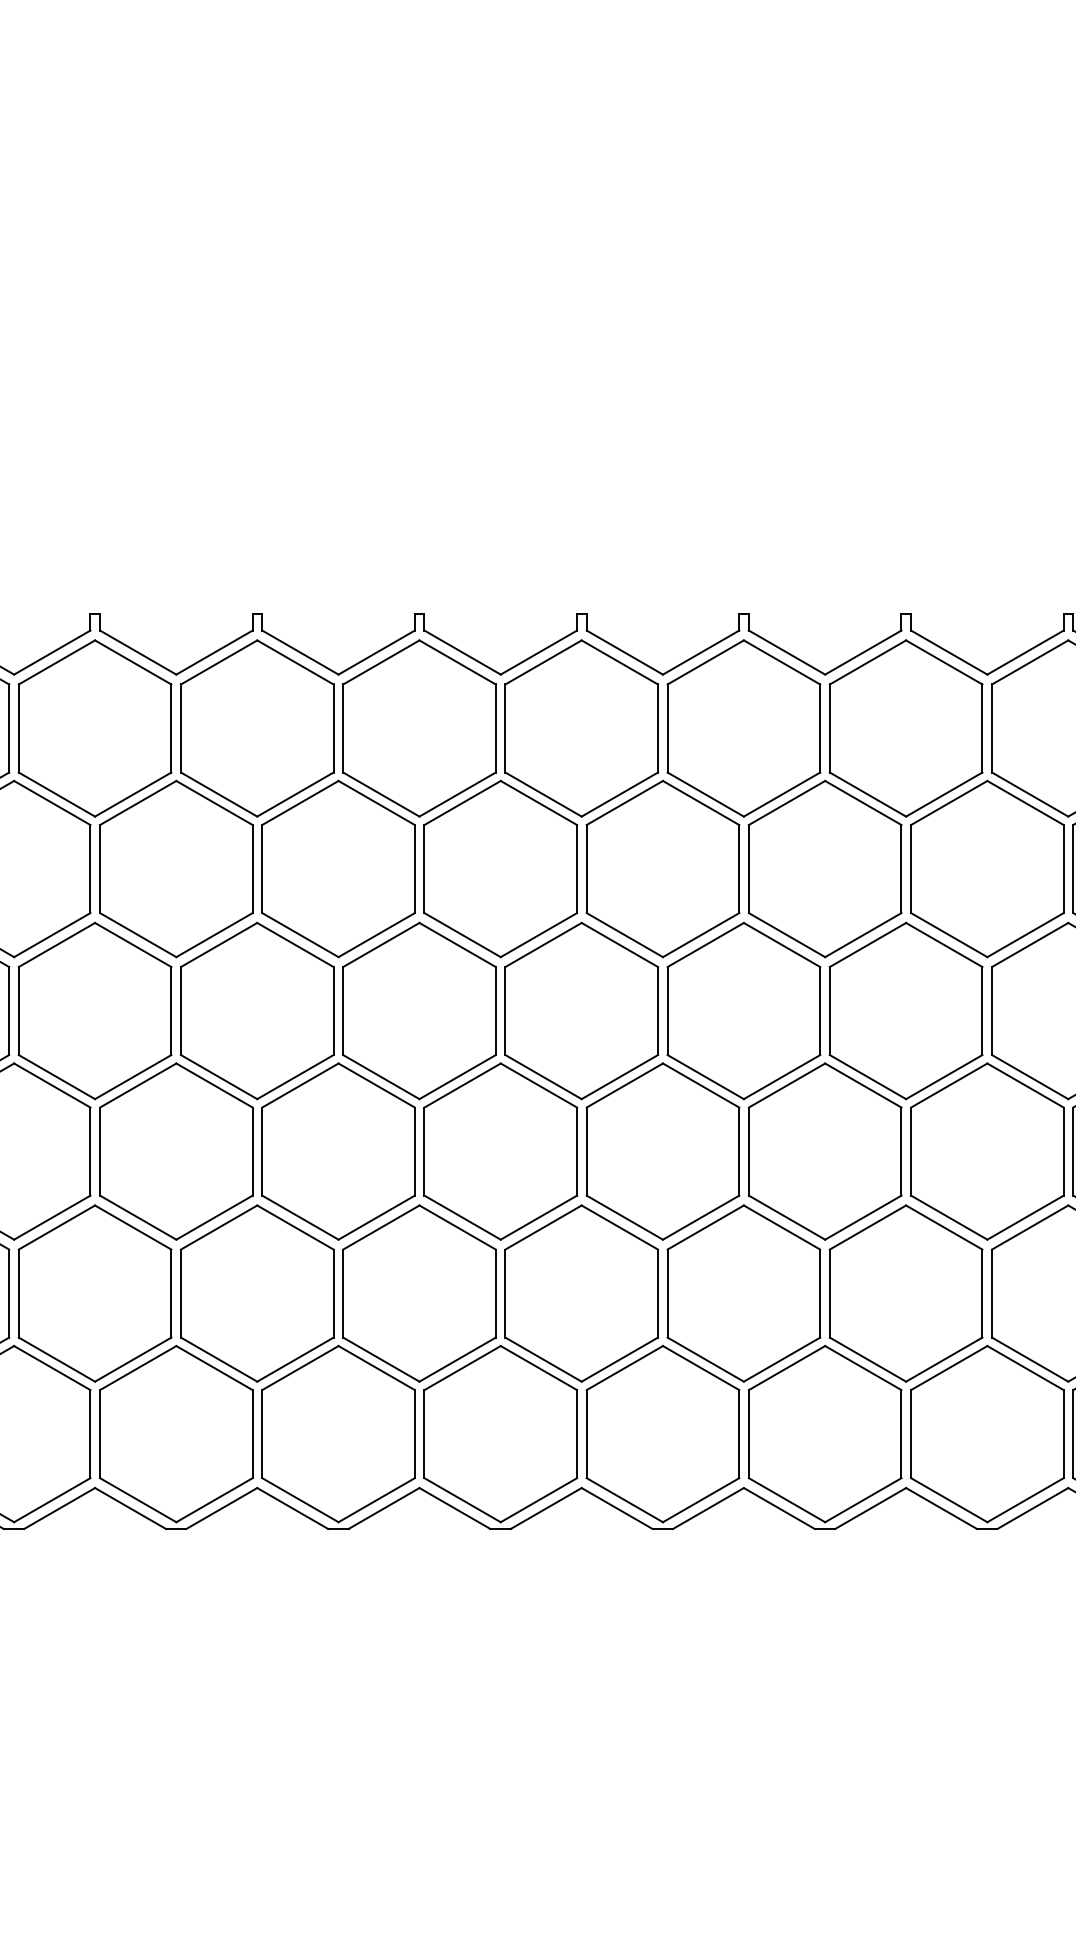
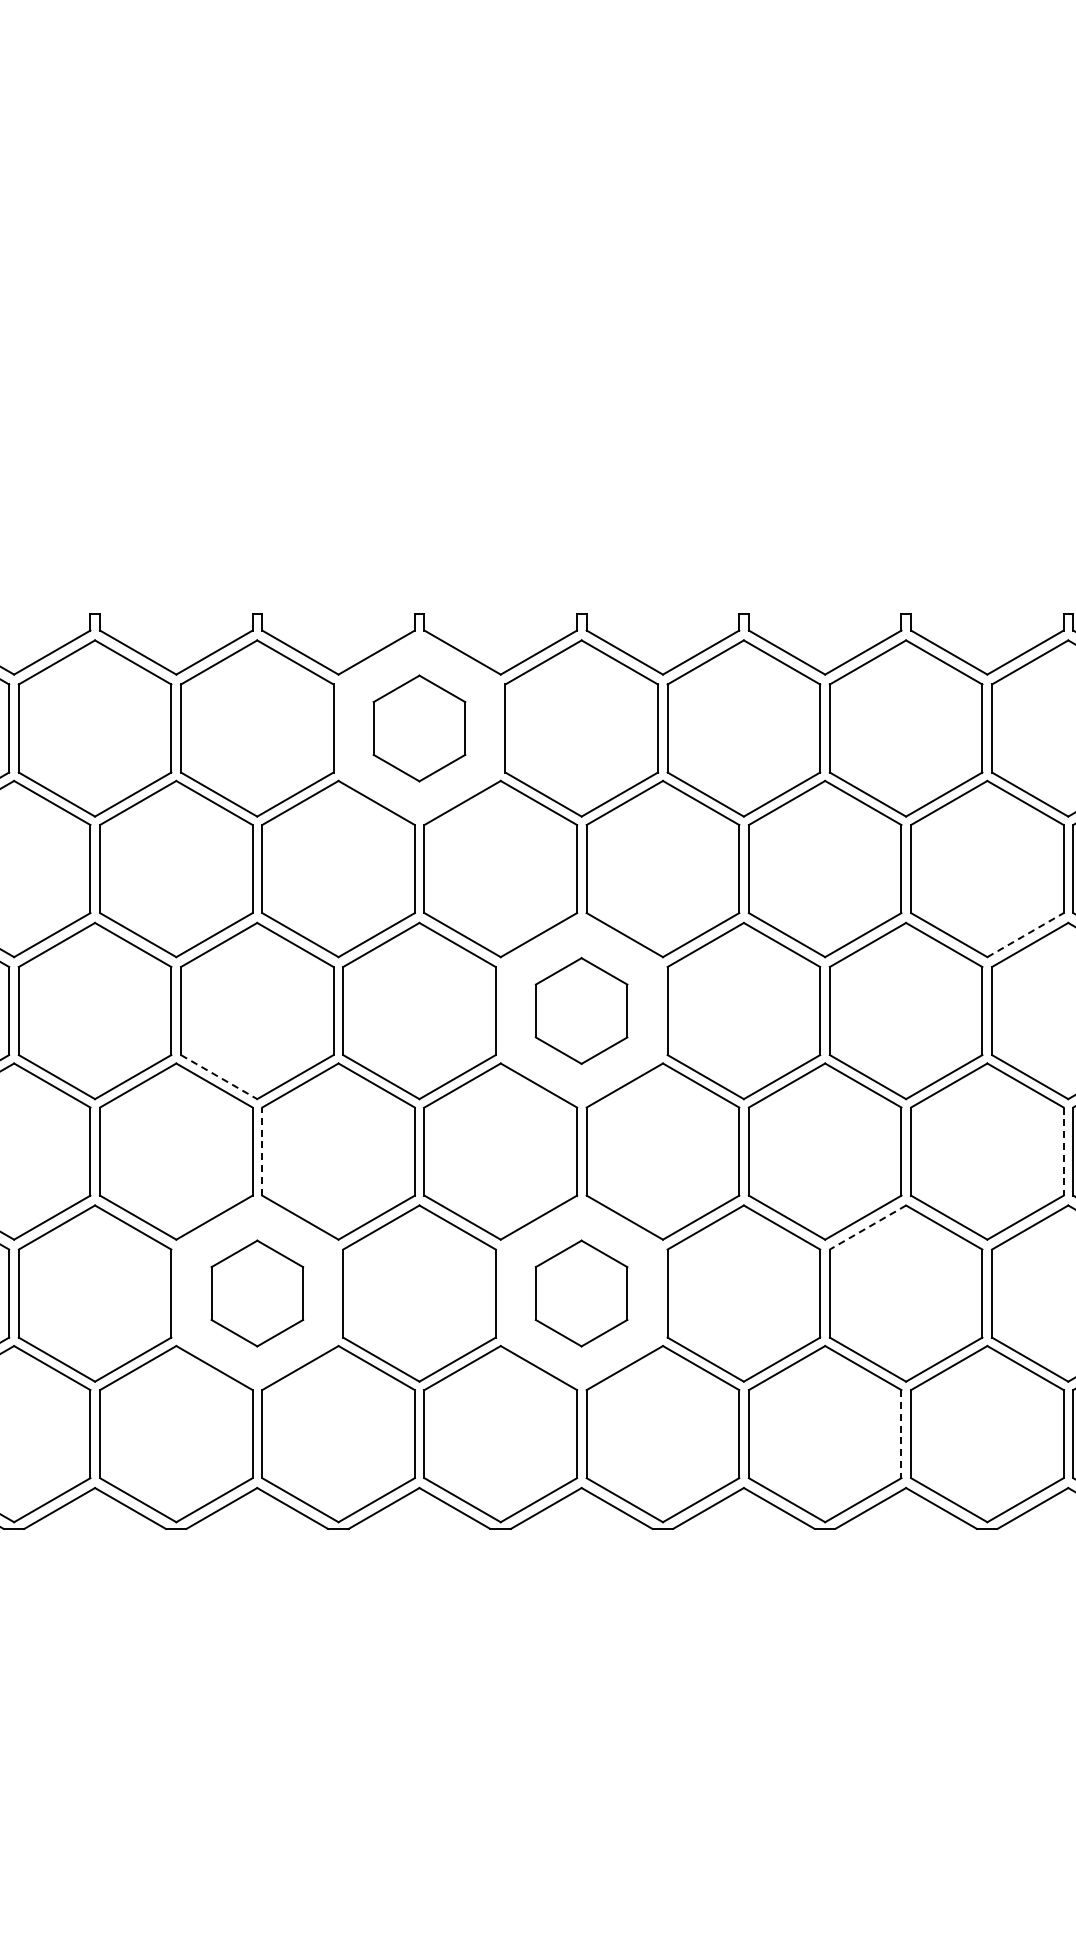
part size: 155x179 px -> 95x109 px (419, 728)
line: solid -> dashed (1025, 934)
part size: 155x180 px -> 95x108 px (581, 1010)
line: solid -> dashed (219, 1077)
line: solid -> dashed (262, 1151)
line: solid -> dashed (1063, 1152)
line: solid -> dashed (867, 1227)
part size: 155x179 px -> 95x109 px (257, 1293)
part size: 155x179 px -> 95x109 px (581, 1293)
line: solid -> dashed (901, 1434)
